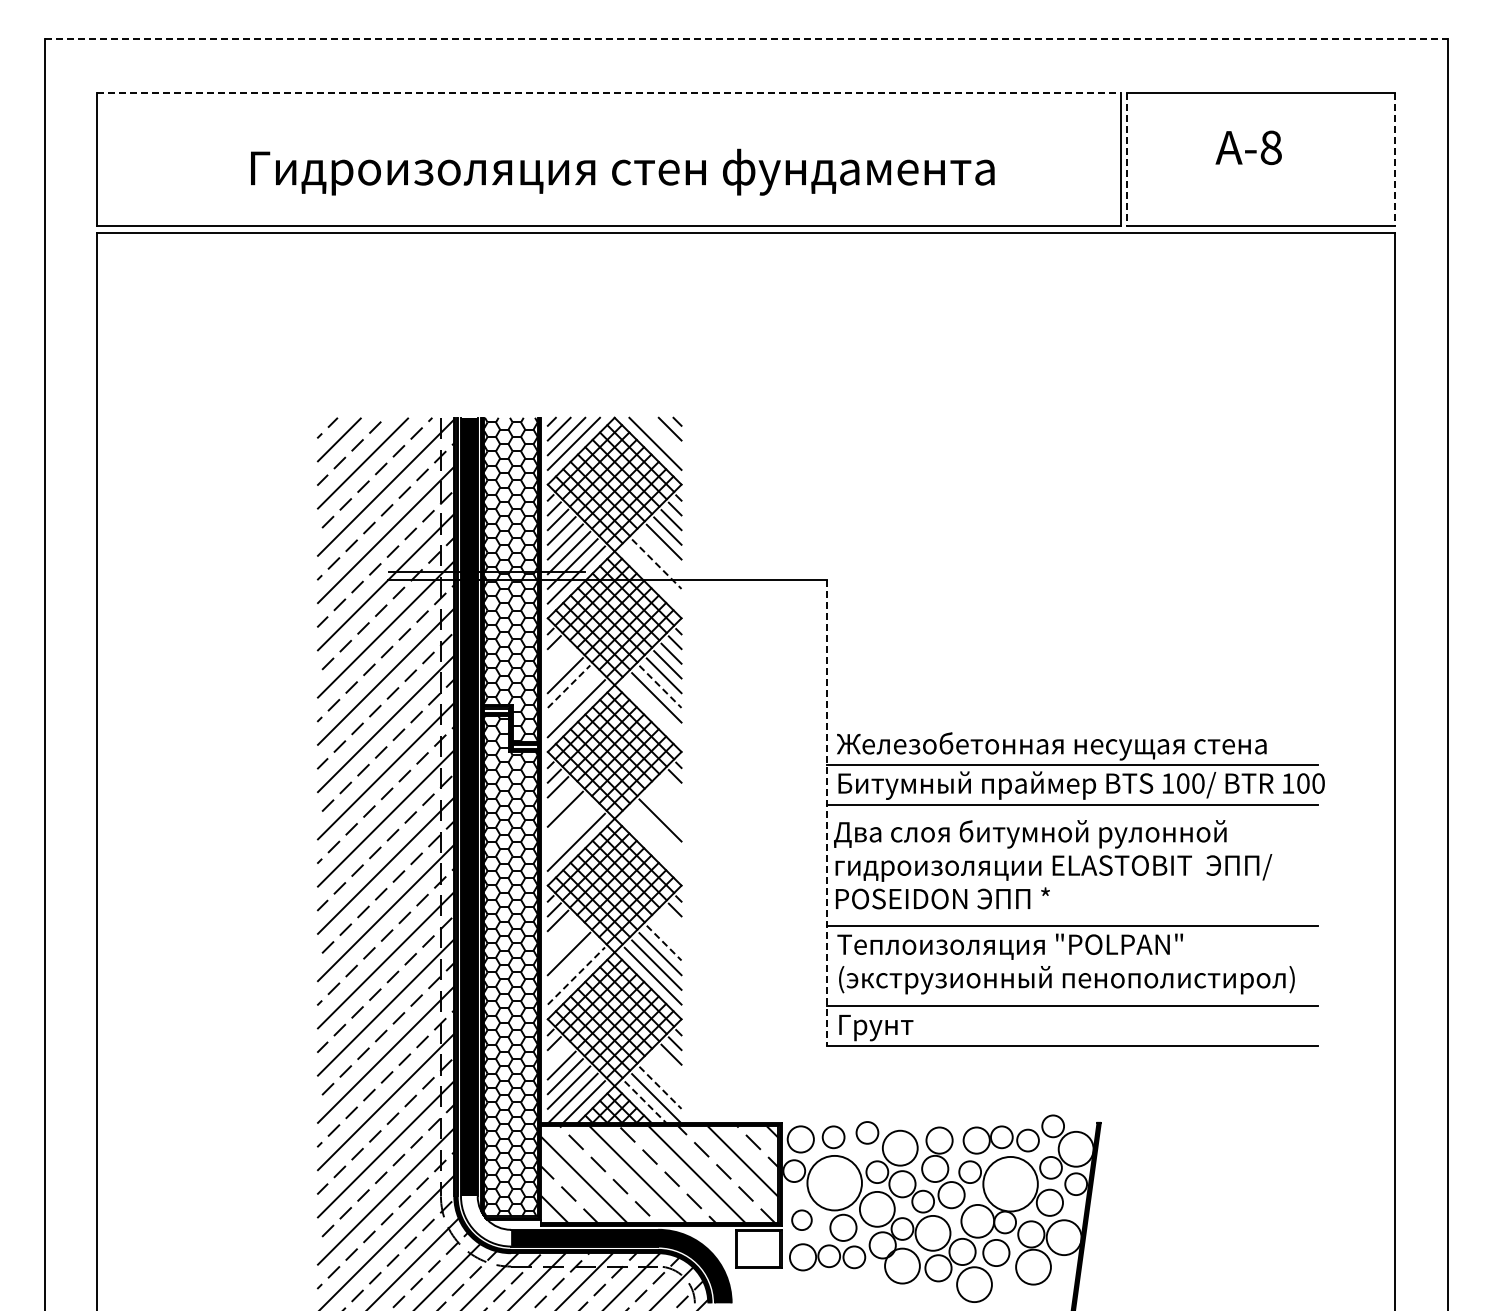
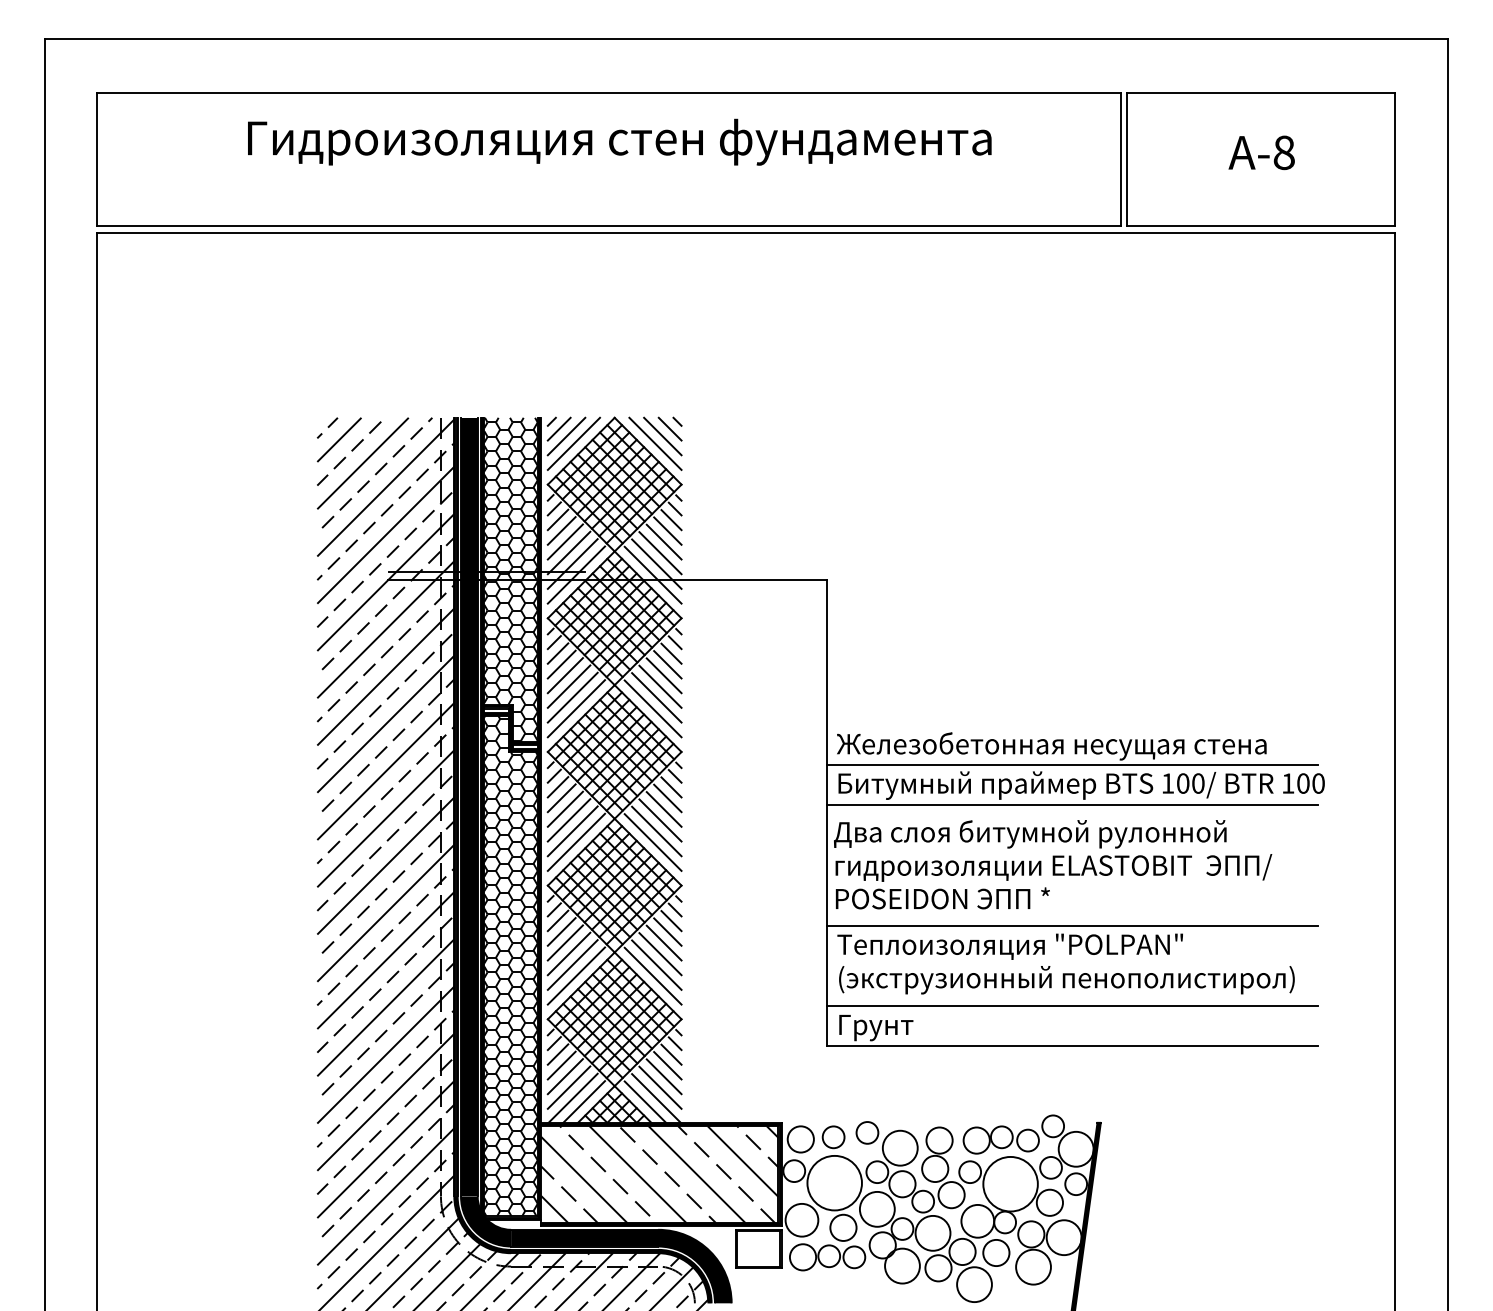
line: dashed -> solid (746, 39)
line: dashed -> solid (609, 92)
text position: (1248, 147) -> (1261, 152) (1261, 152)
line: dashed -> solid (1127, 159)
line: dashed -> solid (1394, 159)
text position: (622, 171) -> (619, 141) (619, 141)
line: none -> present (662, 436)
line: none -> present (660, 553)
line: dashed -> solid (656, 564)
line: none -> present (652, 574)
line: none -> present (557, 653)
line: none -> present (561, 664)
line: dashed -> solid (569, 686)
line: dashed -> solid (660, 686)
line: none -> present (572, 697)
line: none -> present (652, 708)
line: none -> present (671, 787)
line: none -> present (561, 798)
line: none -> present (667, 798)
line: none -> present (663, 809)
line: dashed -> solid (827, 813)
line: none -> present (568, 820)
line: none -> present (572, 831)
line: none -> present (656, 831)
line: none -> present (652, 842)
line: none -> present (671, 921)
line: none -> present (561, 931)
line: none -> present (667, 931)
line: none -> present (564, 942)
line: dashed -> solid (664, 943)
line: none -> present (572, 964)
line: dashed -> solid (576, 975)
line: none -> present (557, 1054)
line: none -> present (667, 1065)
line: none -> present (663, 1076)
line: dashed -> solid (660, 1087)
line: dashed -> solid (645, 1102)
circle diameter: 20 px -> 33 px (801, 1219)
fill: none -> present (486, 1221)
